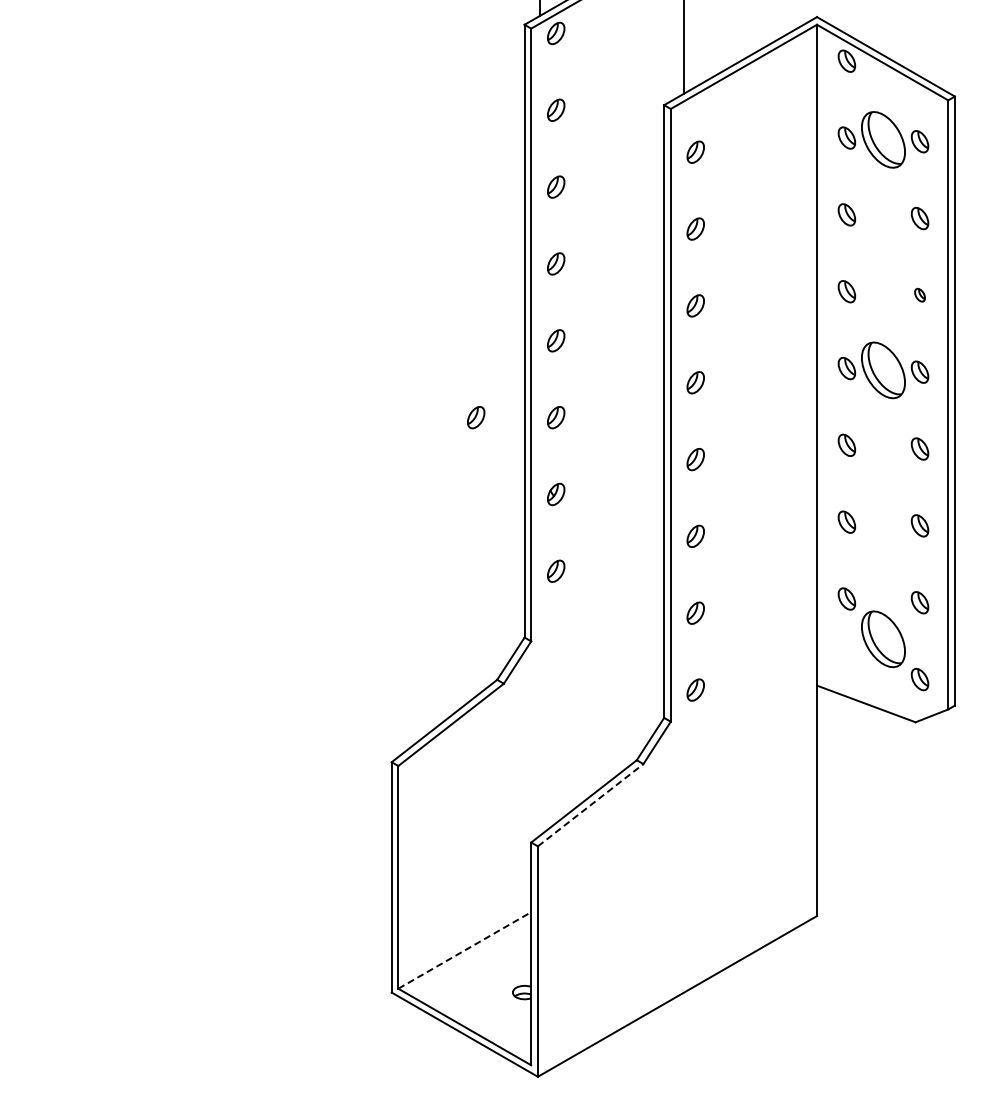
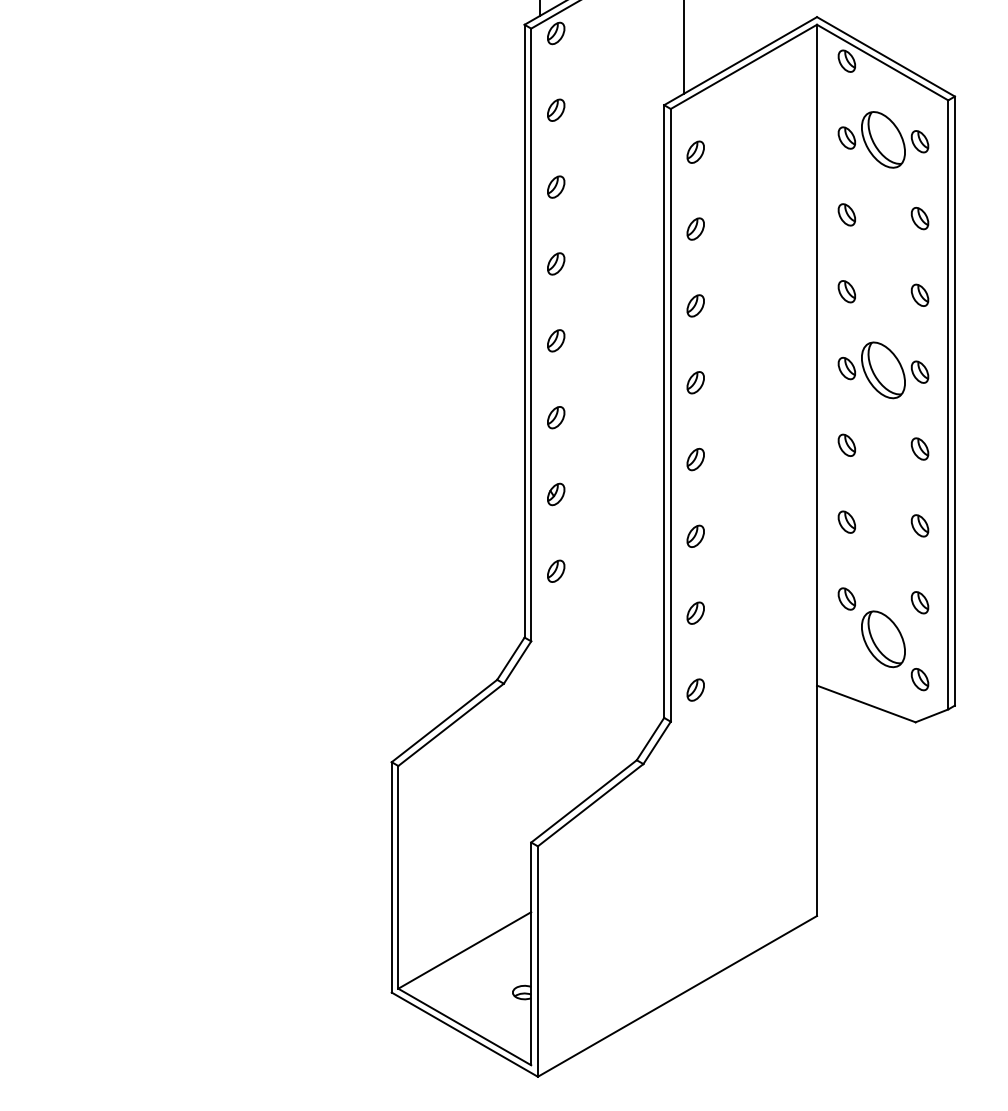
part size: 12x16 px -> 20x24 px (919, 294)
part: present -> none (476, 417)
line: dashed -> solid (590, 805)
line: dashed -> solid (464, 950)
